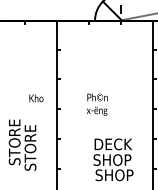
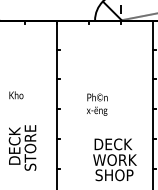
text position: (36, 98) -> (16, 95) (16, 95)
text: STORE -> DECK (14, 142)
text: SHOP -> WORK (114, 159)
